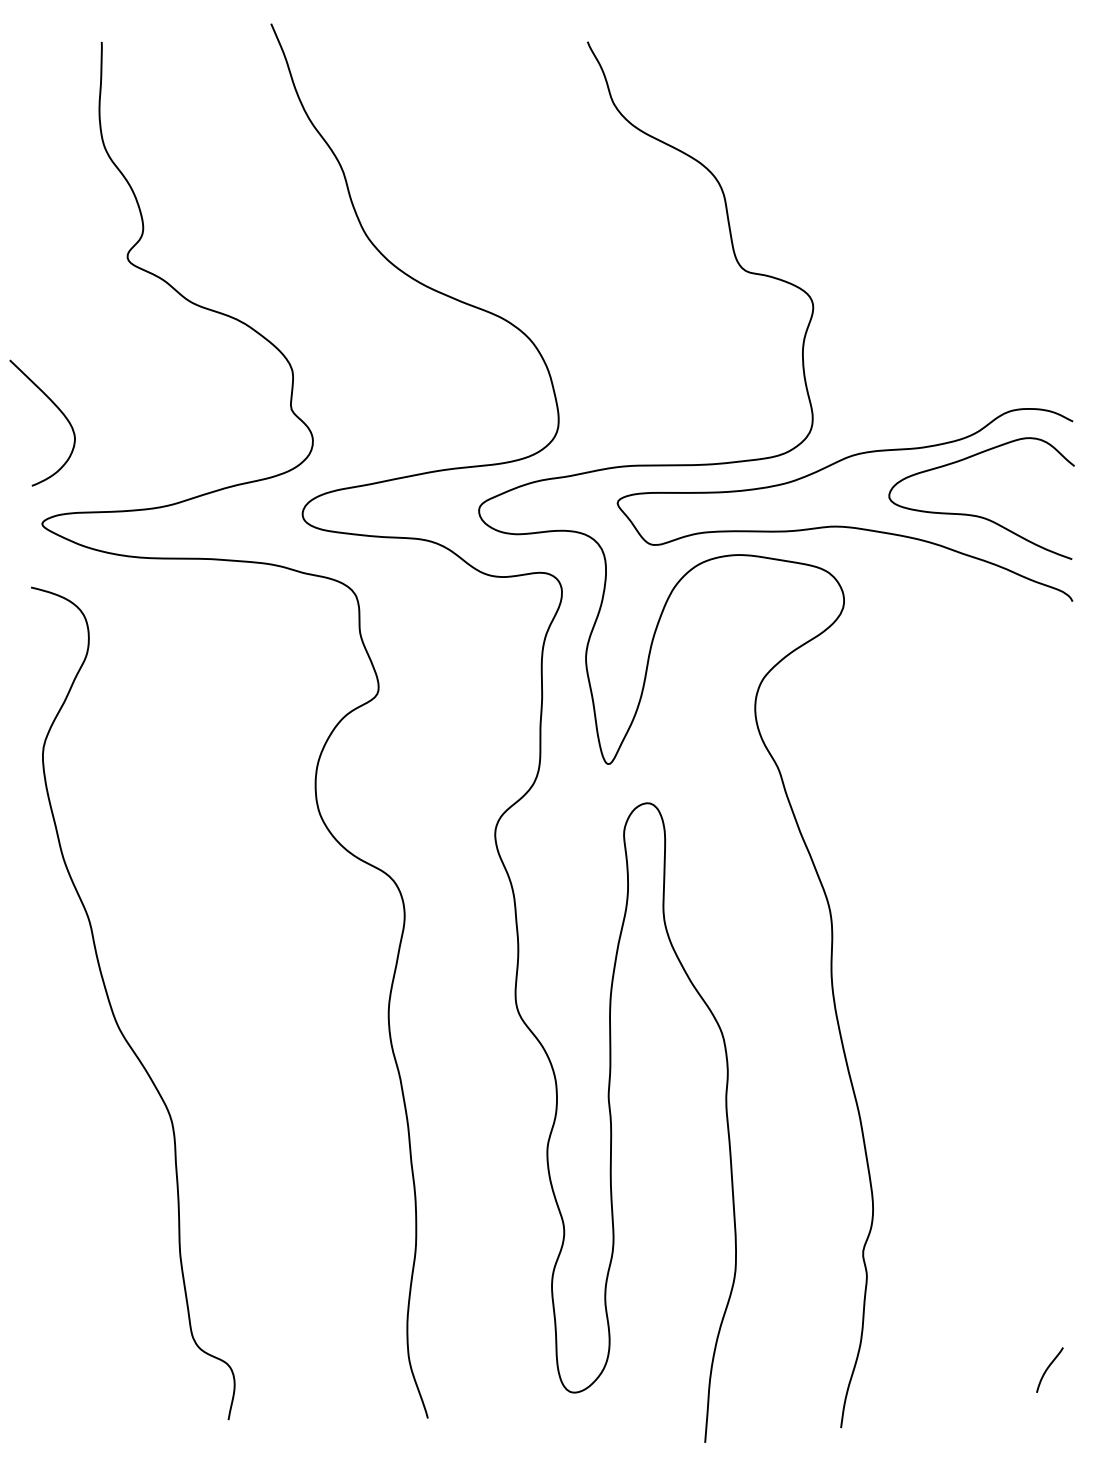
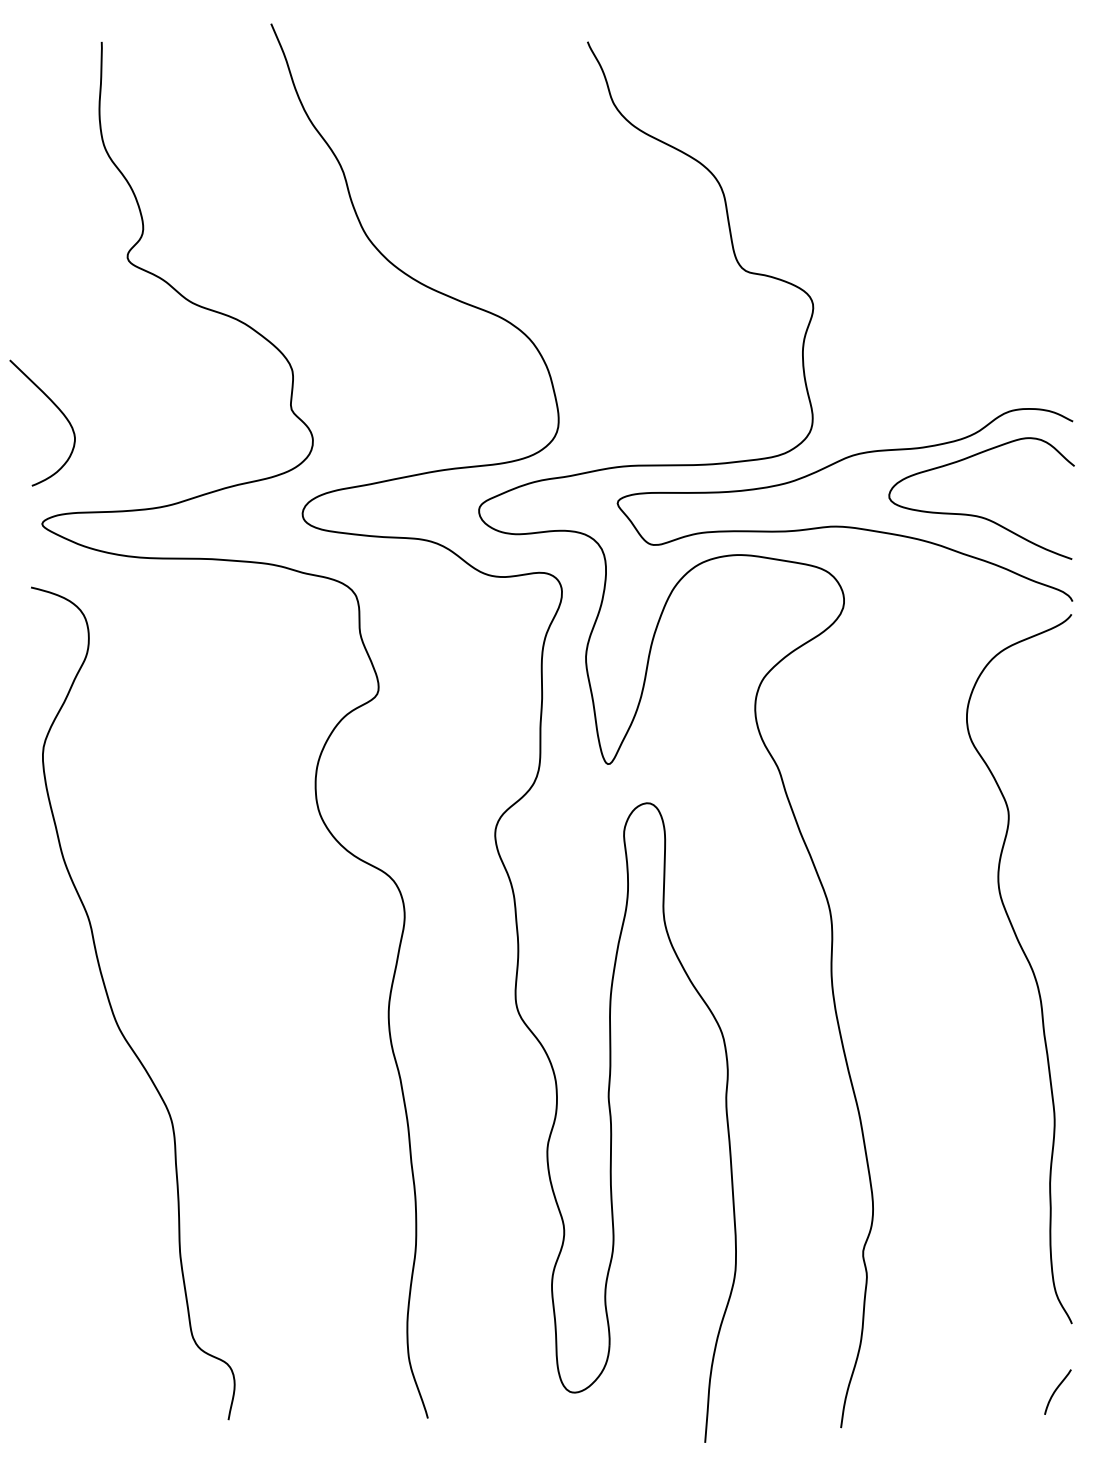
curve: none -> present (1029, 966)
curve position: (1048, 1368) -> (1056, 1390) (1056, 1390)
